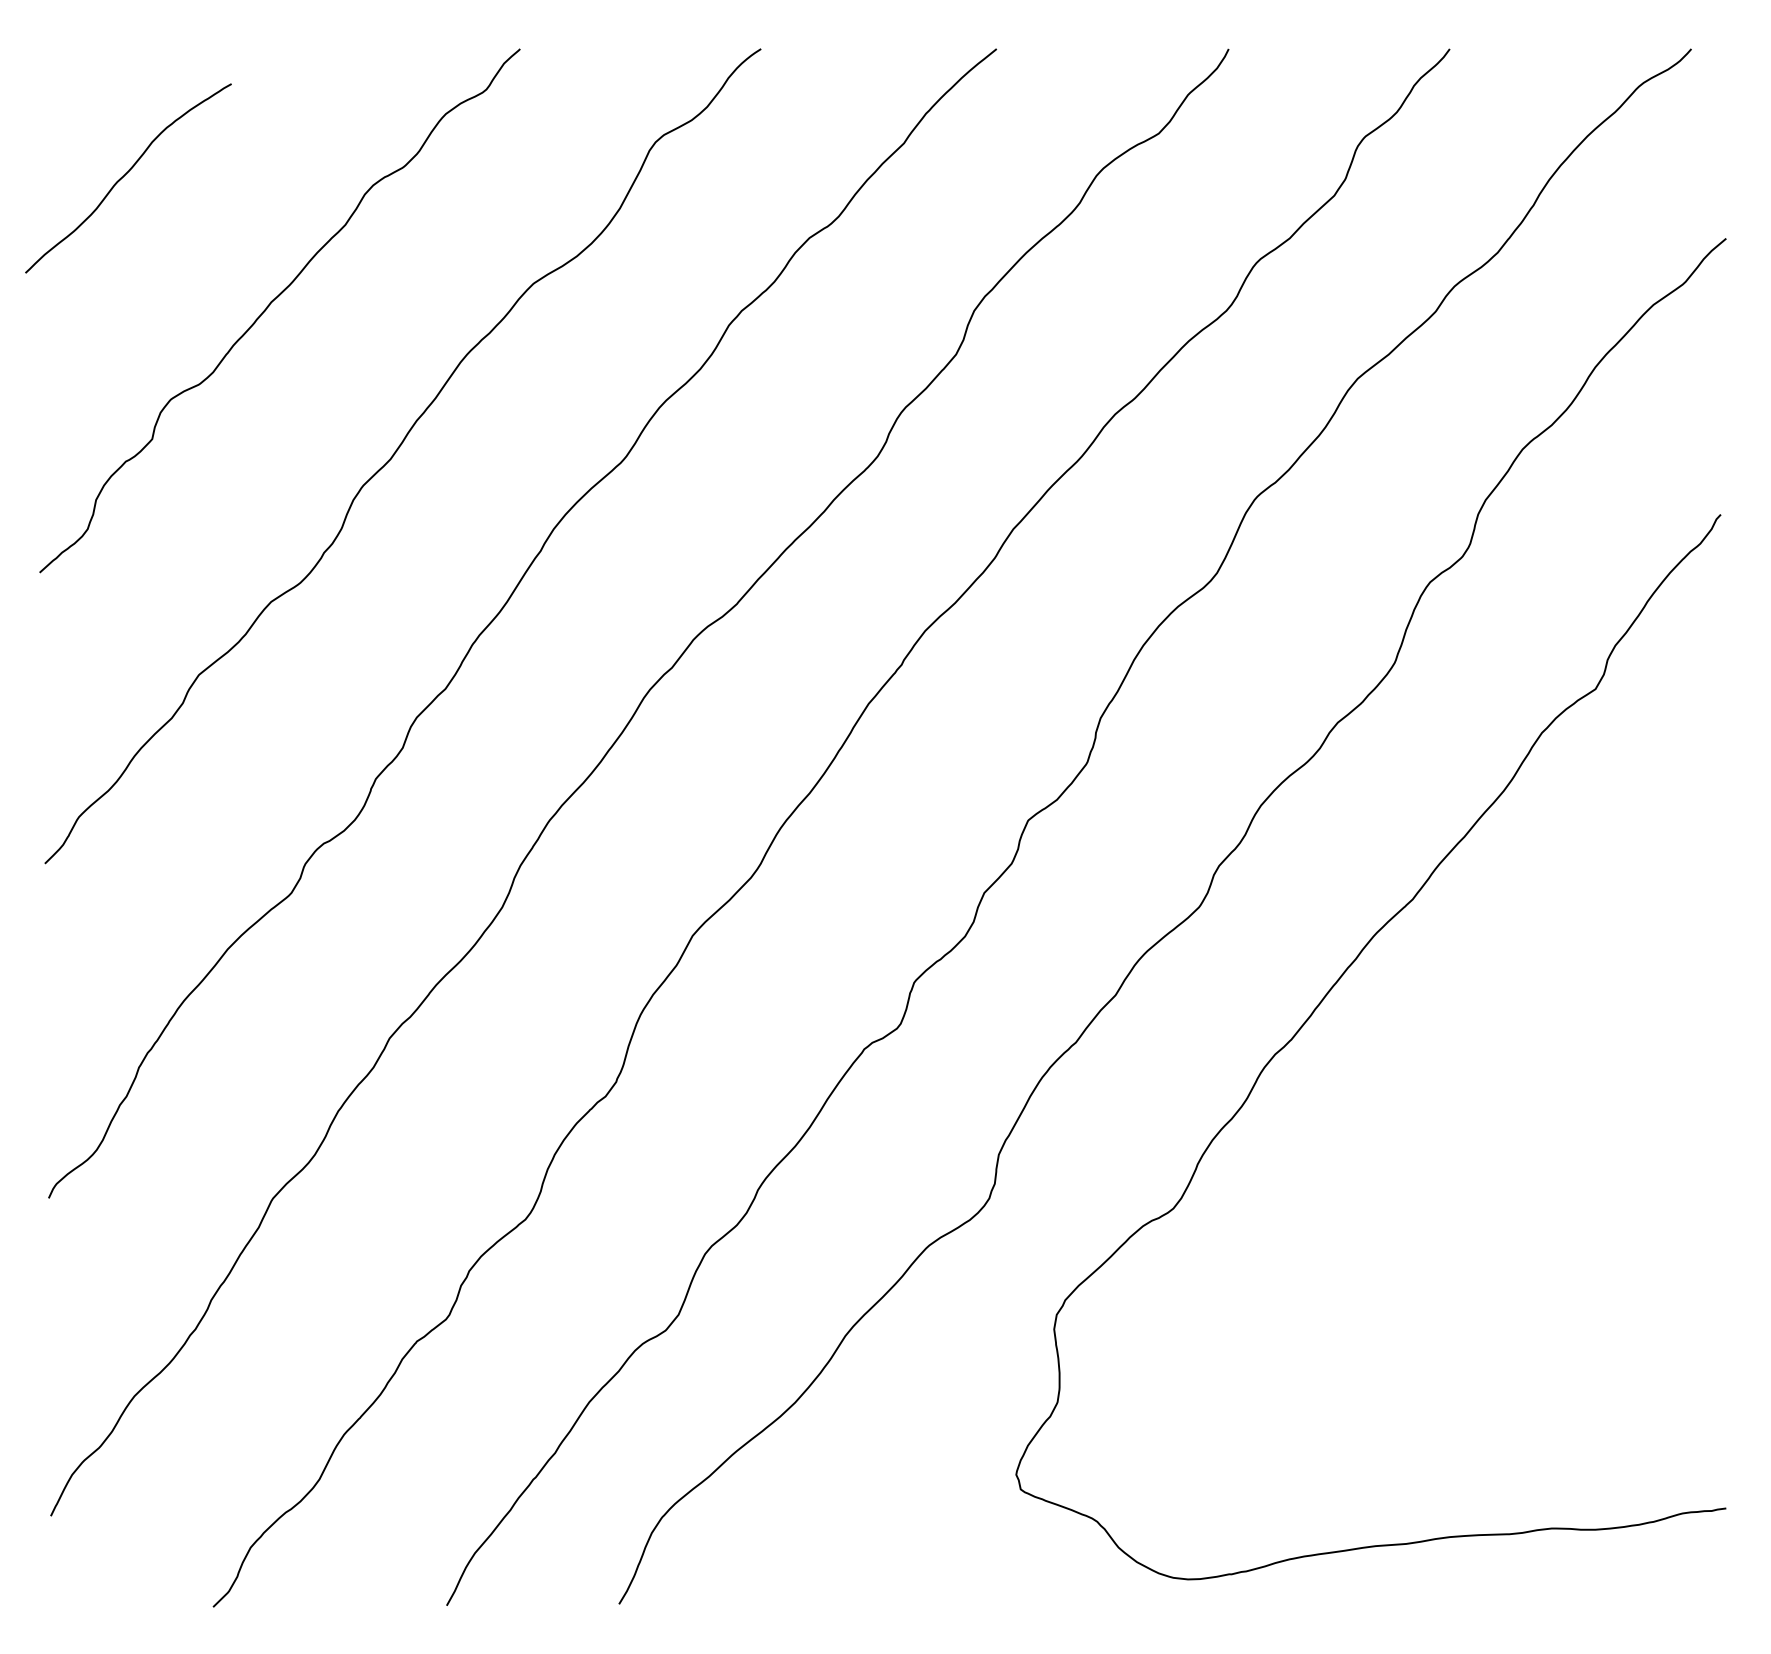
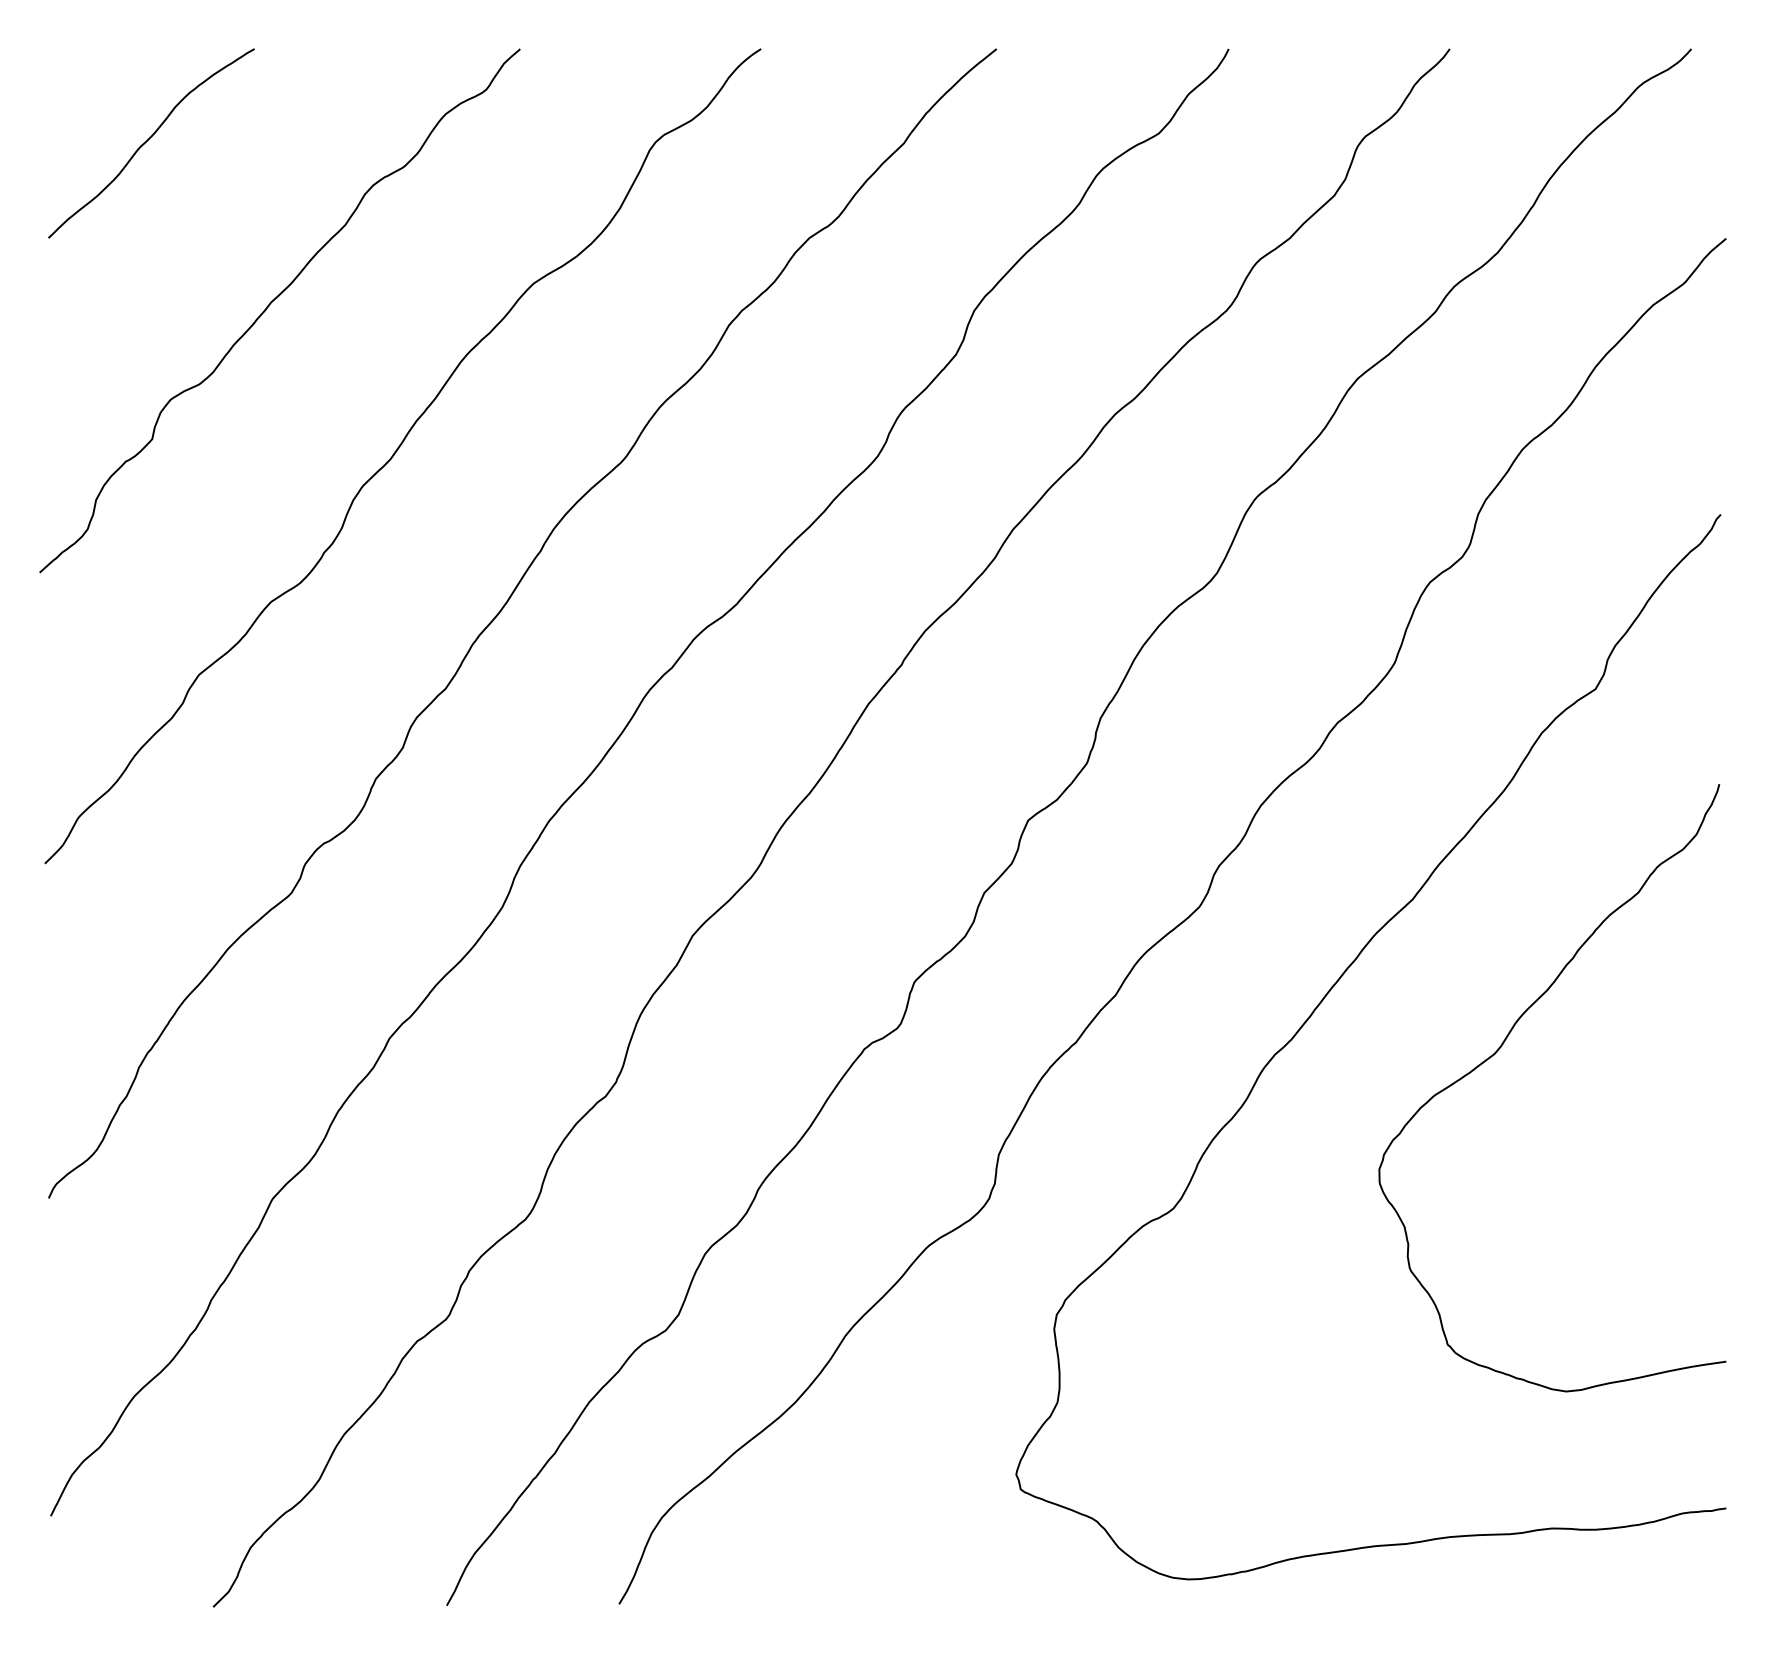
curve position: (125, 175) -> (148, 140) (148, 140)
curve: none -> present (1502, 1046)
